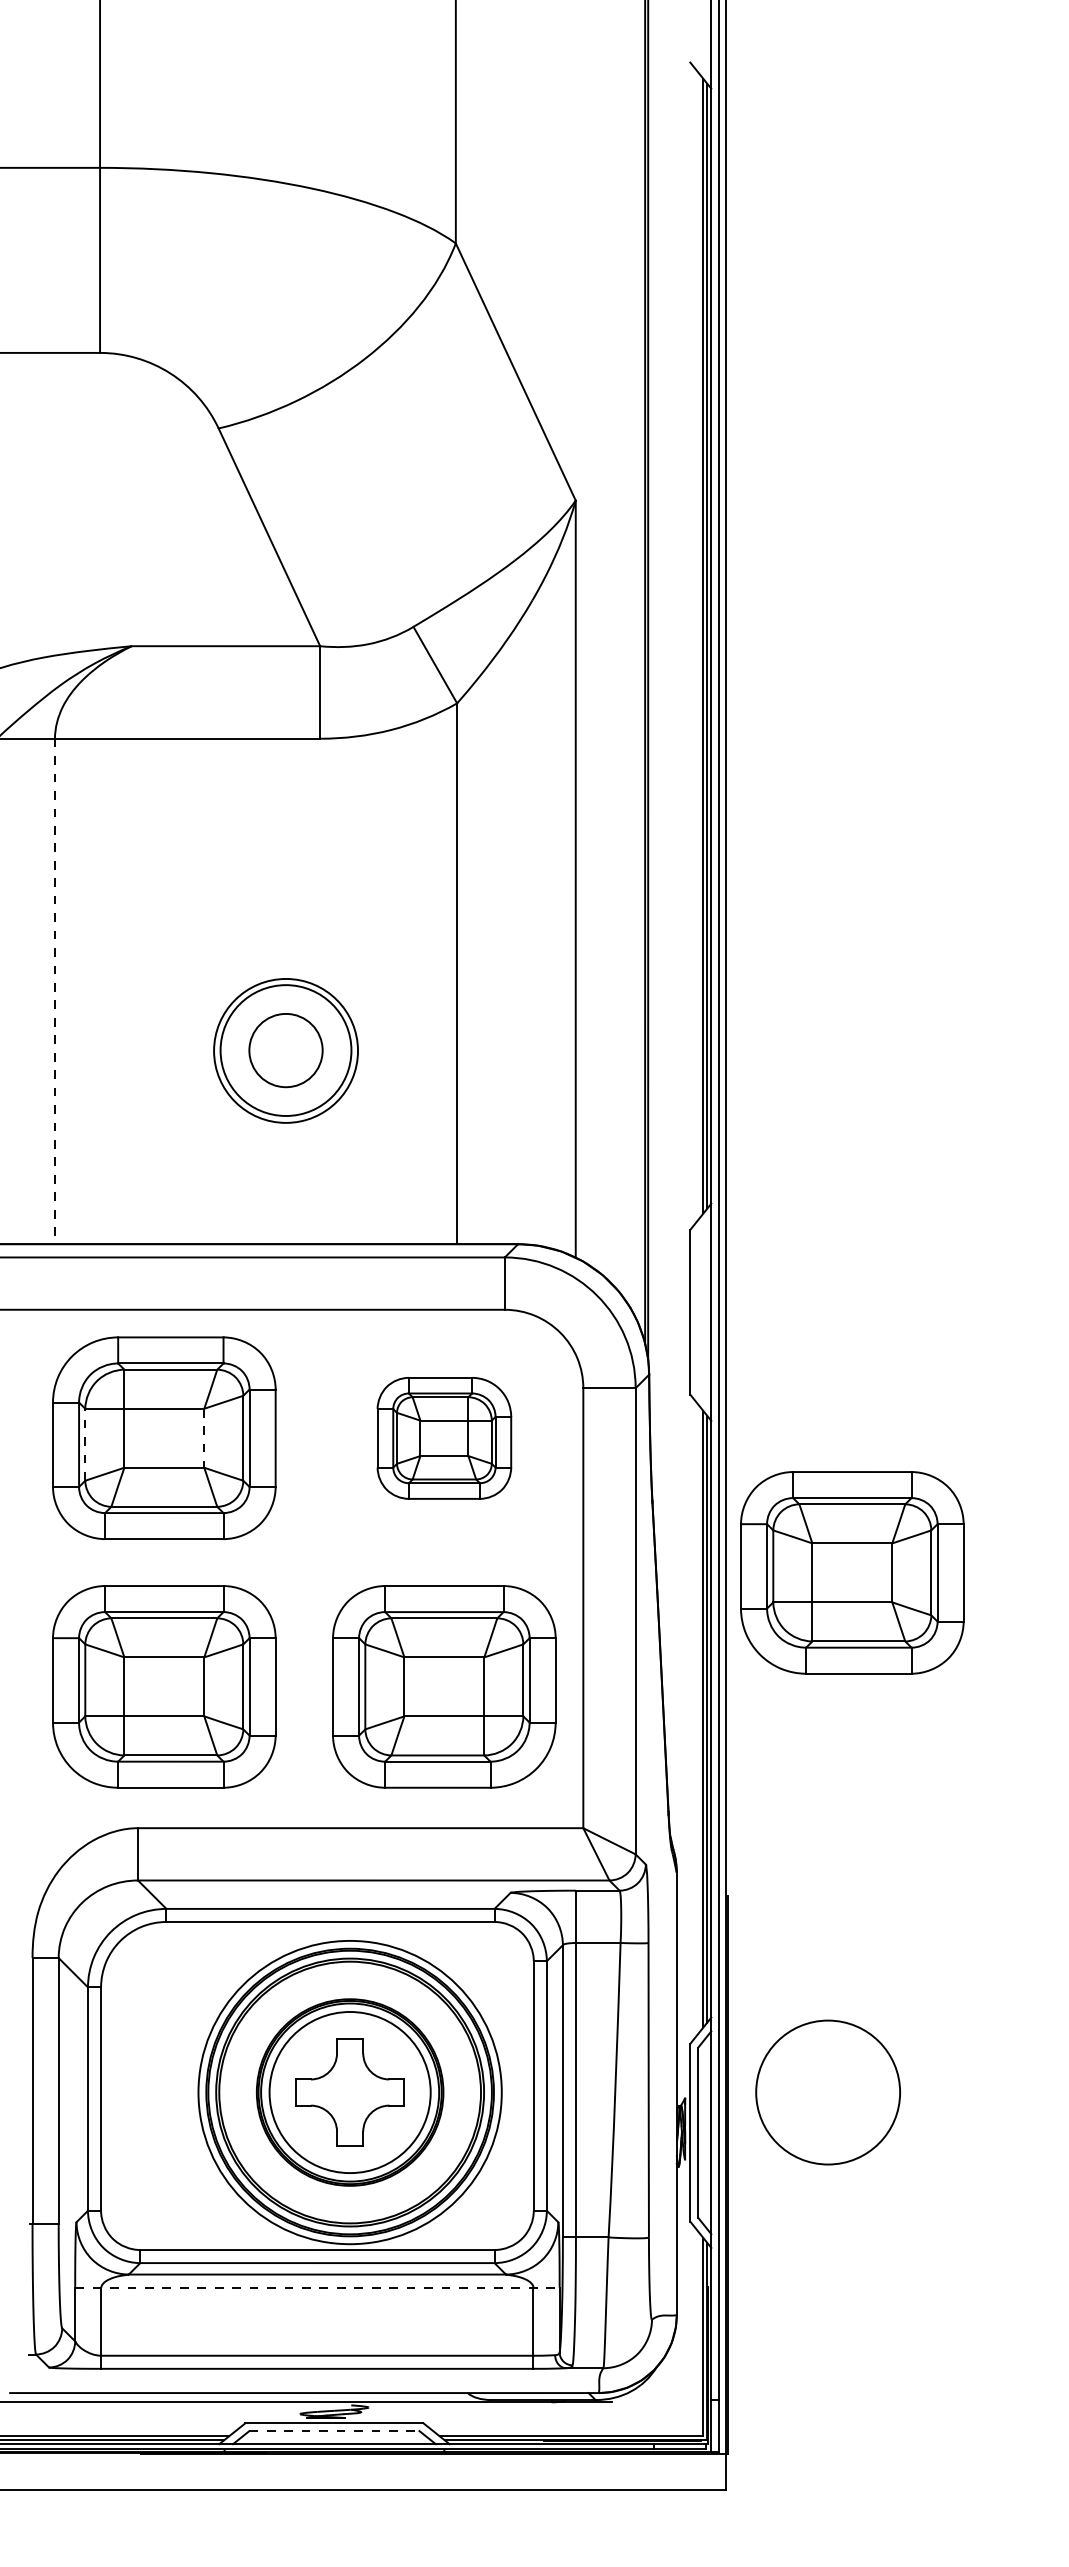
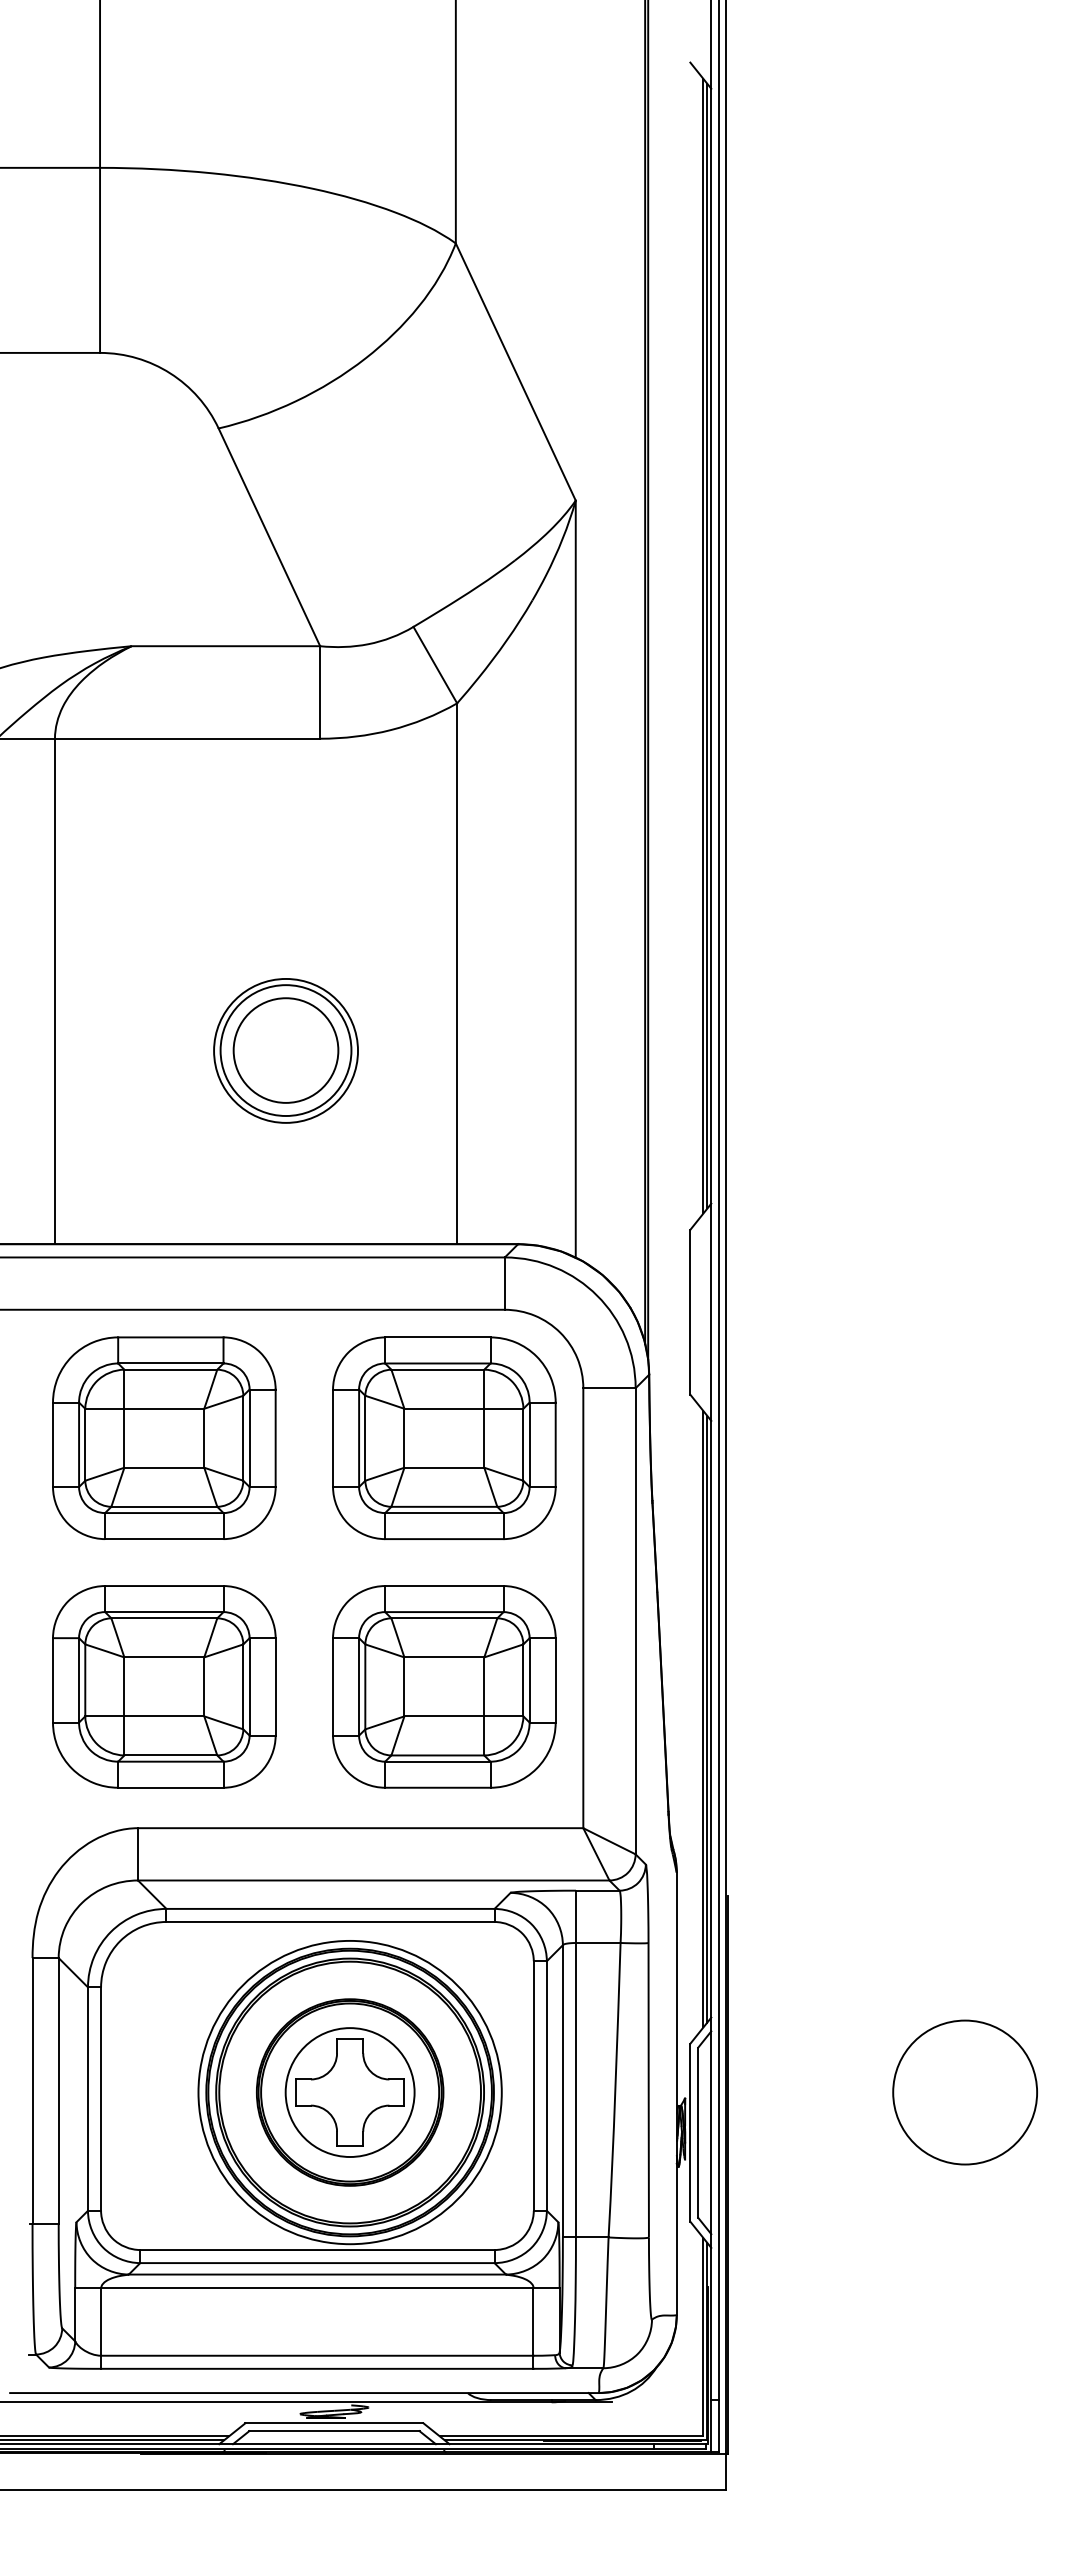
line: dashed -> solid (54, 991)
circle diameter: 73 px -> 105 px (285, 1050)
line: dashed -> solid (204, 1438)
part size: 137x123 px -> 225x205 px (444, 1438)
line: dashed -> solid (85, 1444)
part: present -> none (852, 1572)
circle diameter: 161 px -> 129 px (349, 2092)
circle position: (827, 2092) -> (964, 2092) (964, 2092)
line: dashed -> solid (317, 2287)
line: dashed -> solid (334, 2431)
